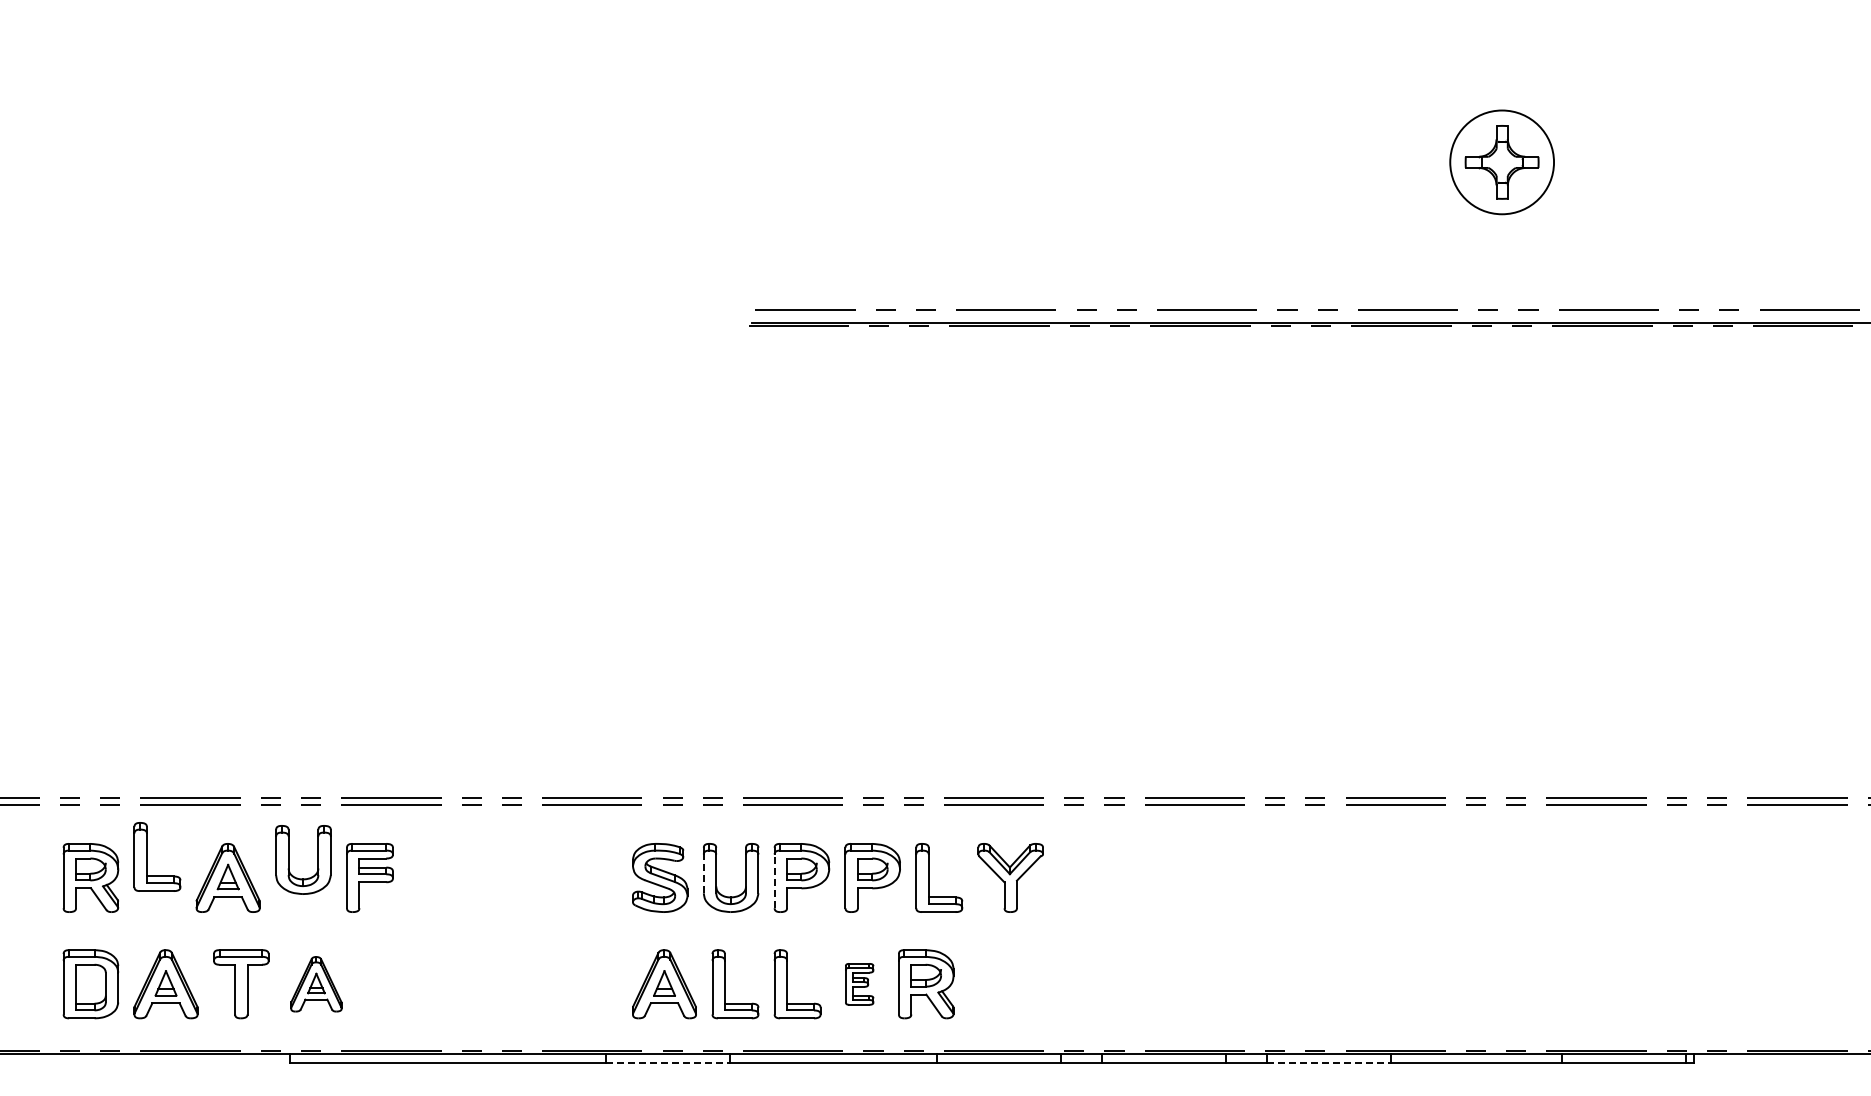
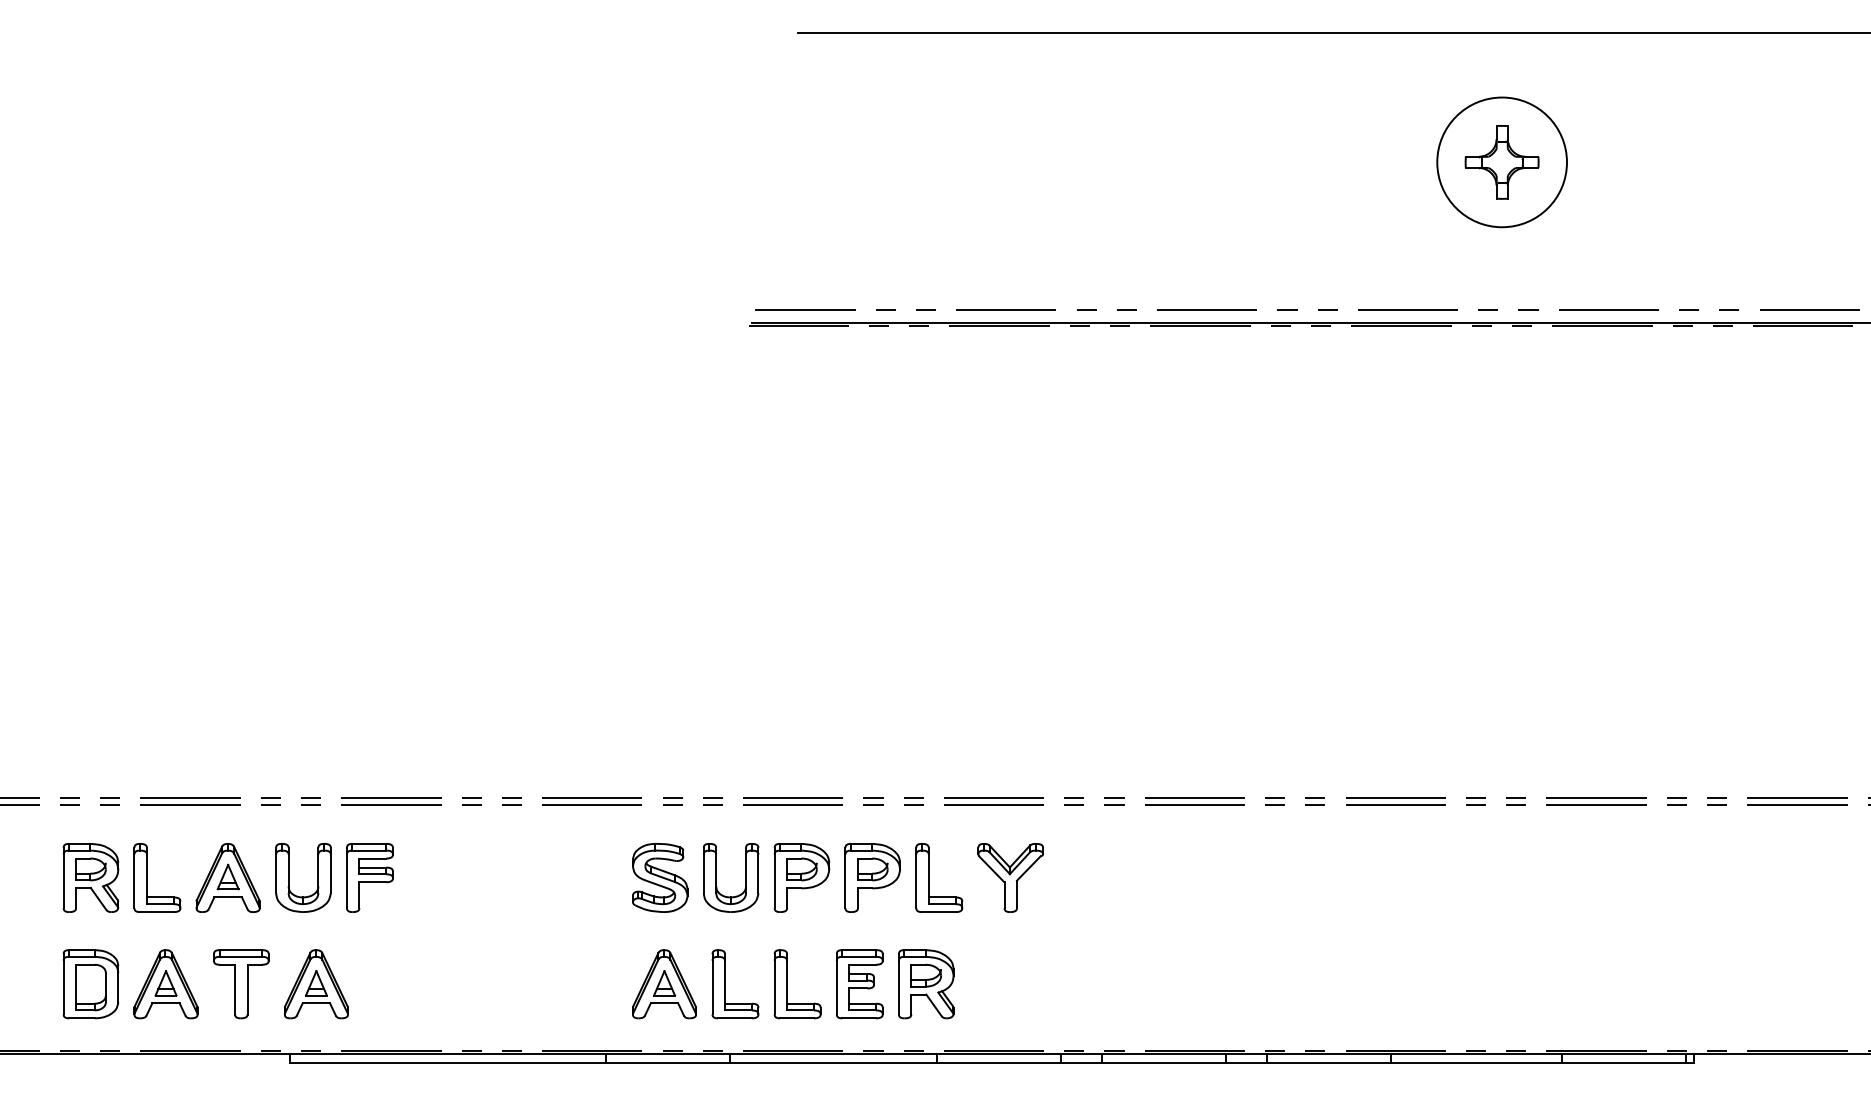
line: none -> present (1332, 32)
circle diameter: 104 px -> 130 px (1501, 162)
part position: (147, 856) -> (147, 877) (147, 877)
part position: (289, 859) -> (289, 877) (289, 877)
line: dashed -> solid (703, 873)
line: dashed -> solid (774, 881)
part size: 53x57 px -> 65x71 px (316, 984)
part size: 30x43 px -> 49x71 px (859, 984)
line: dashed -> solid (668, 1063)
line: dashed -> solid (1329, 1063)
